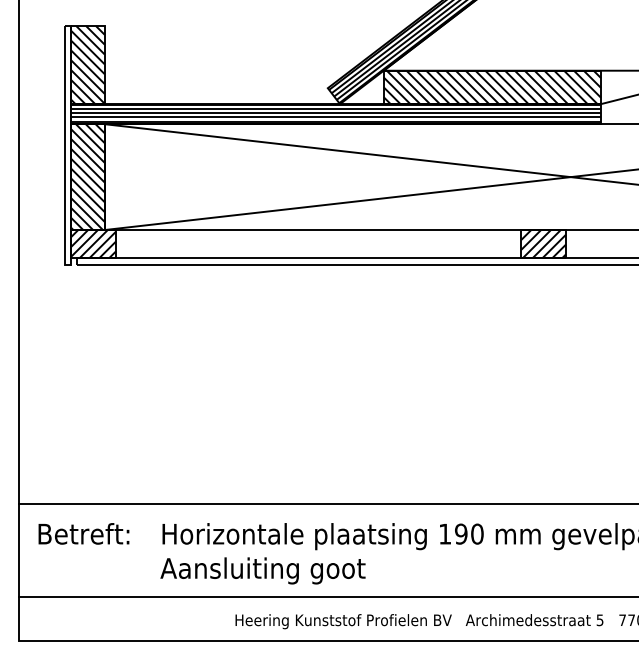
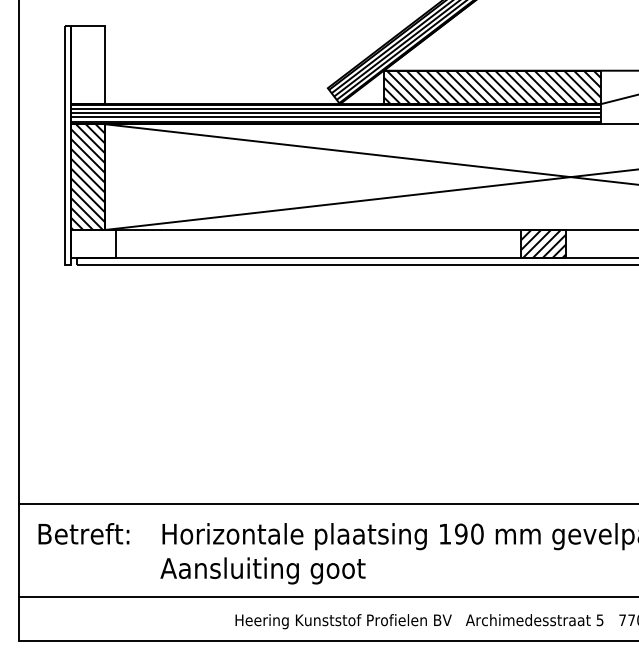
hatch: present -> none (87, 65)
hatch: present -> none (93, 243)
